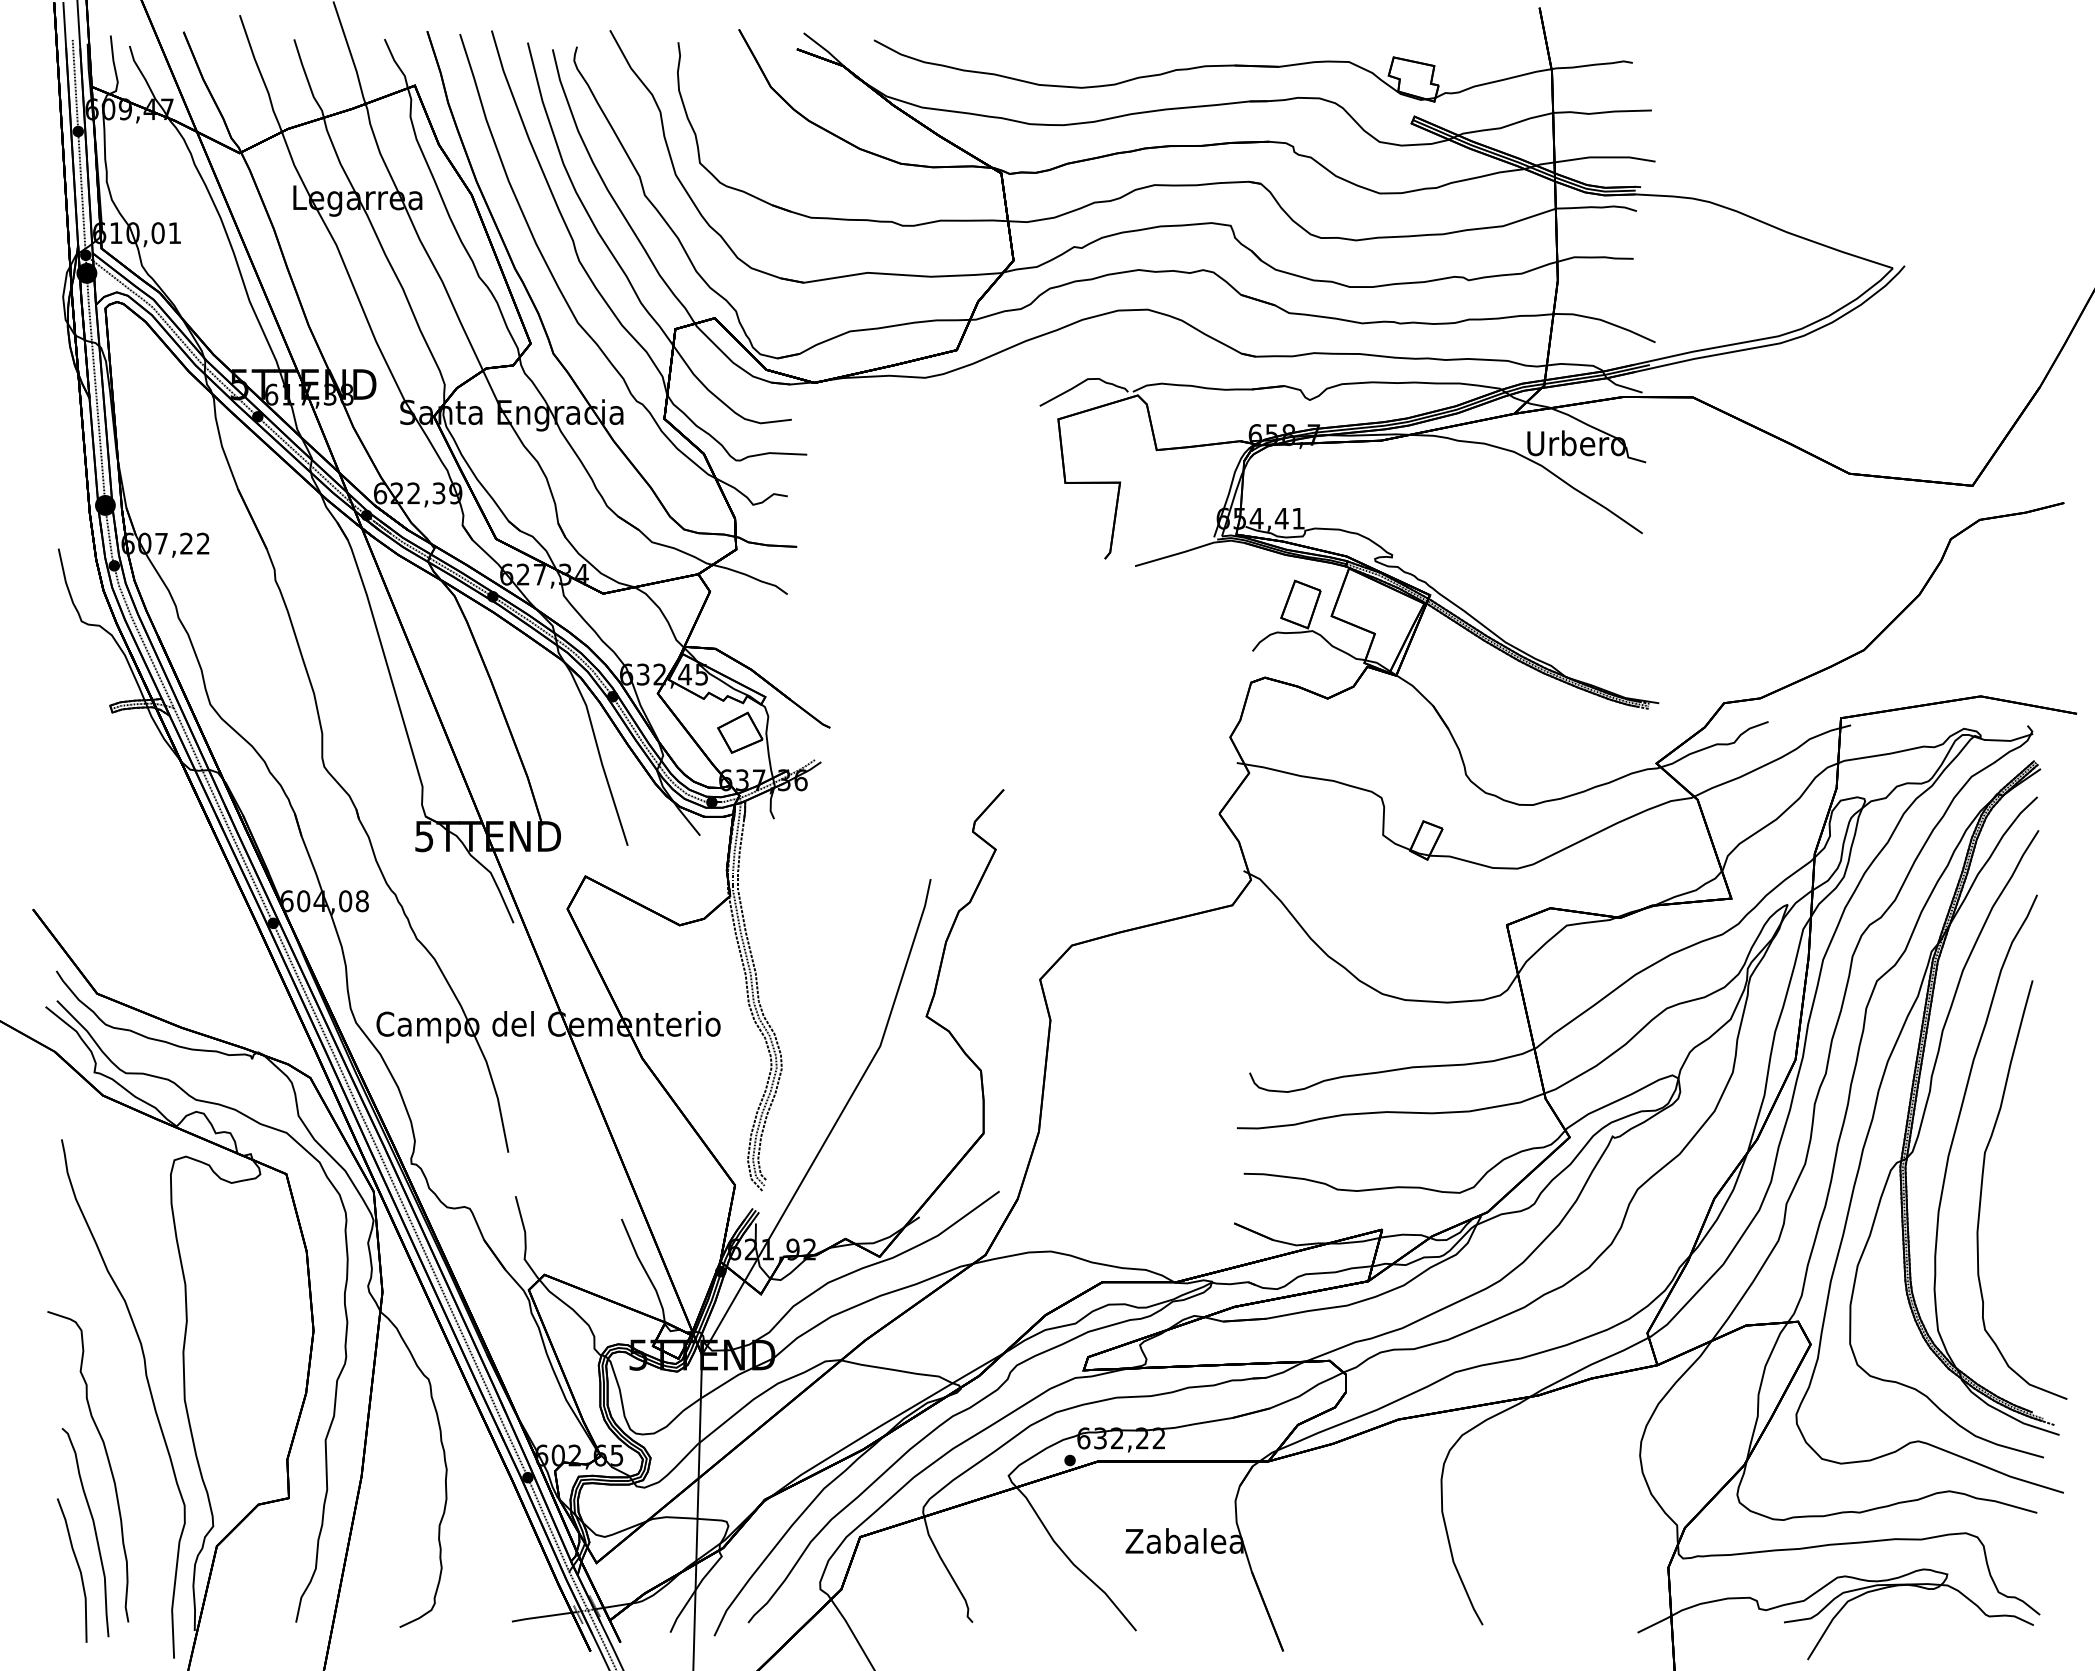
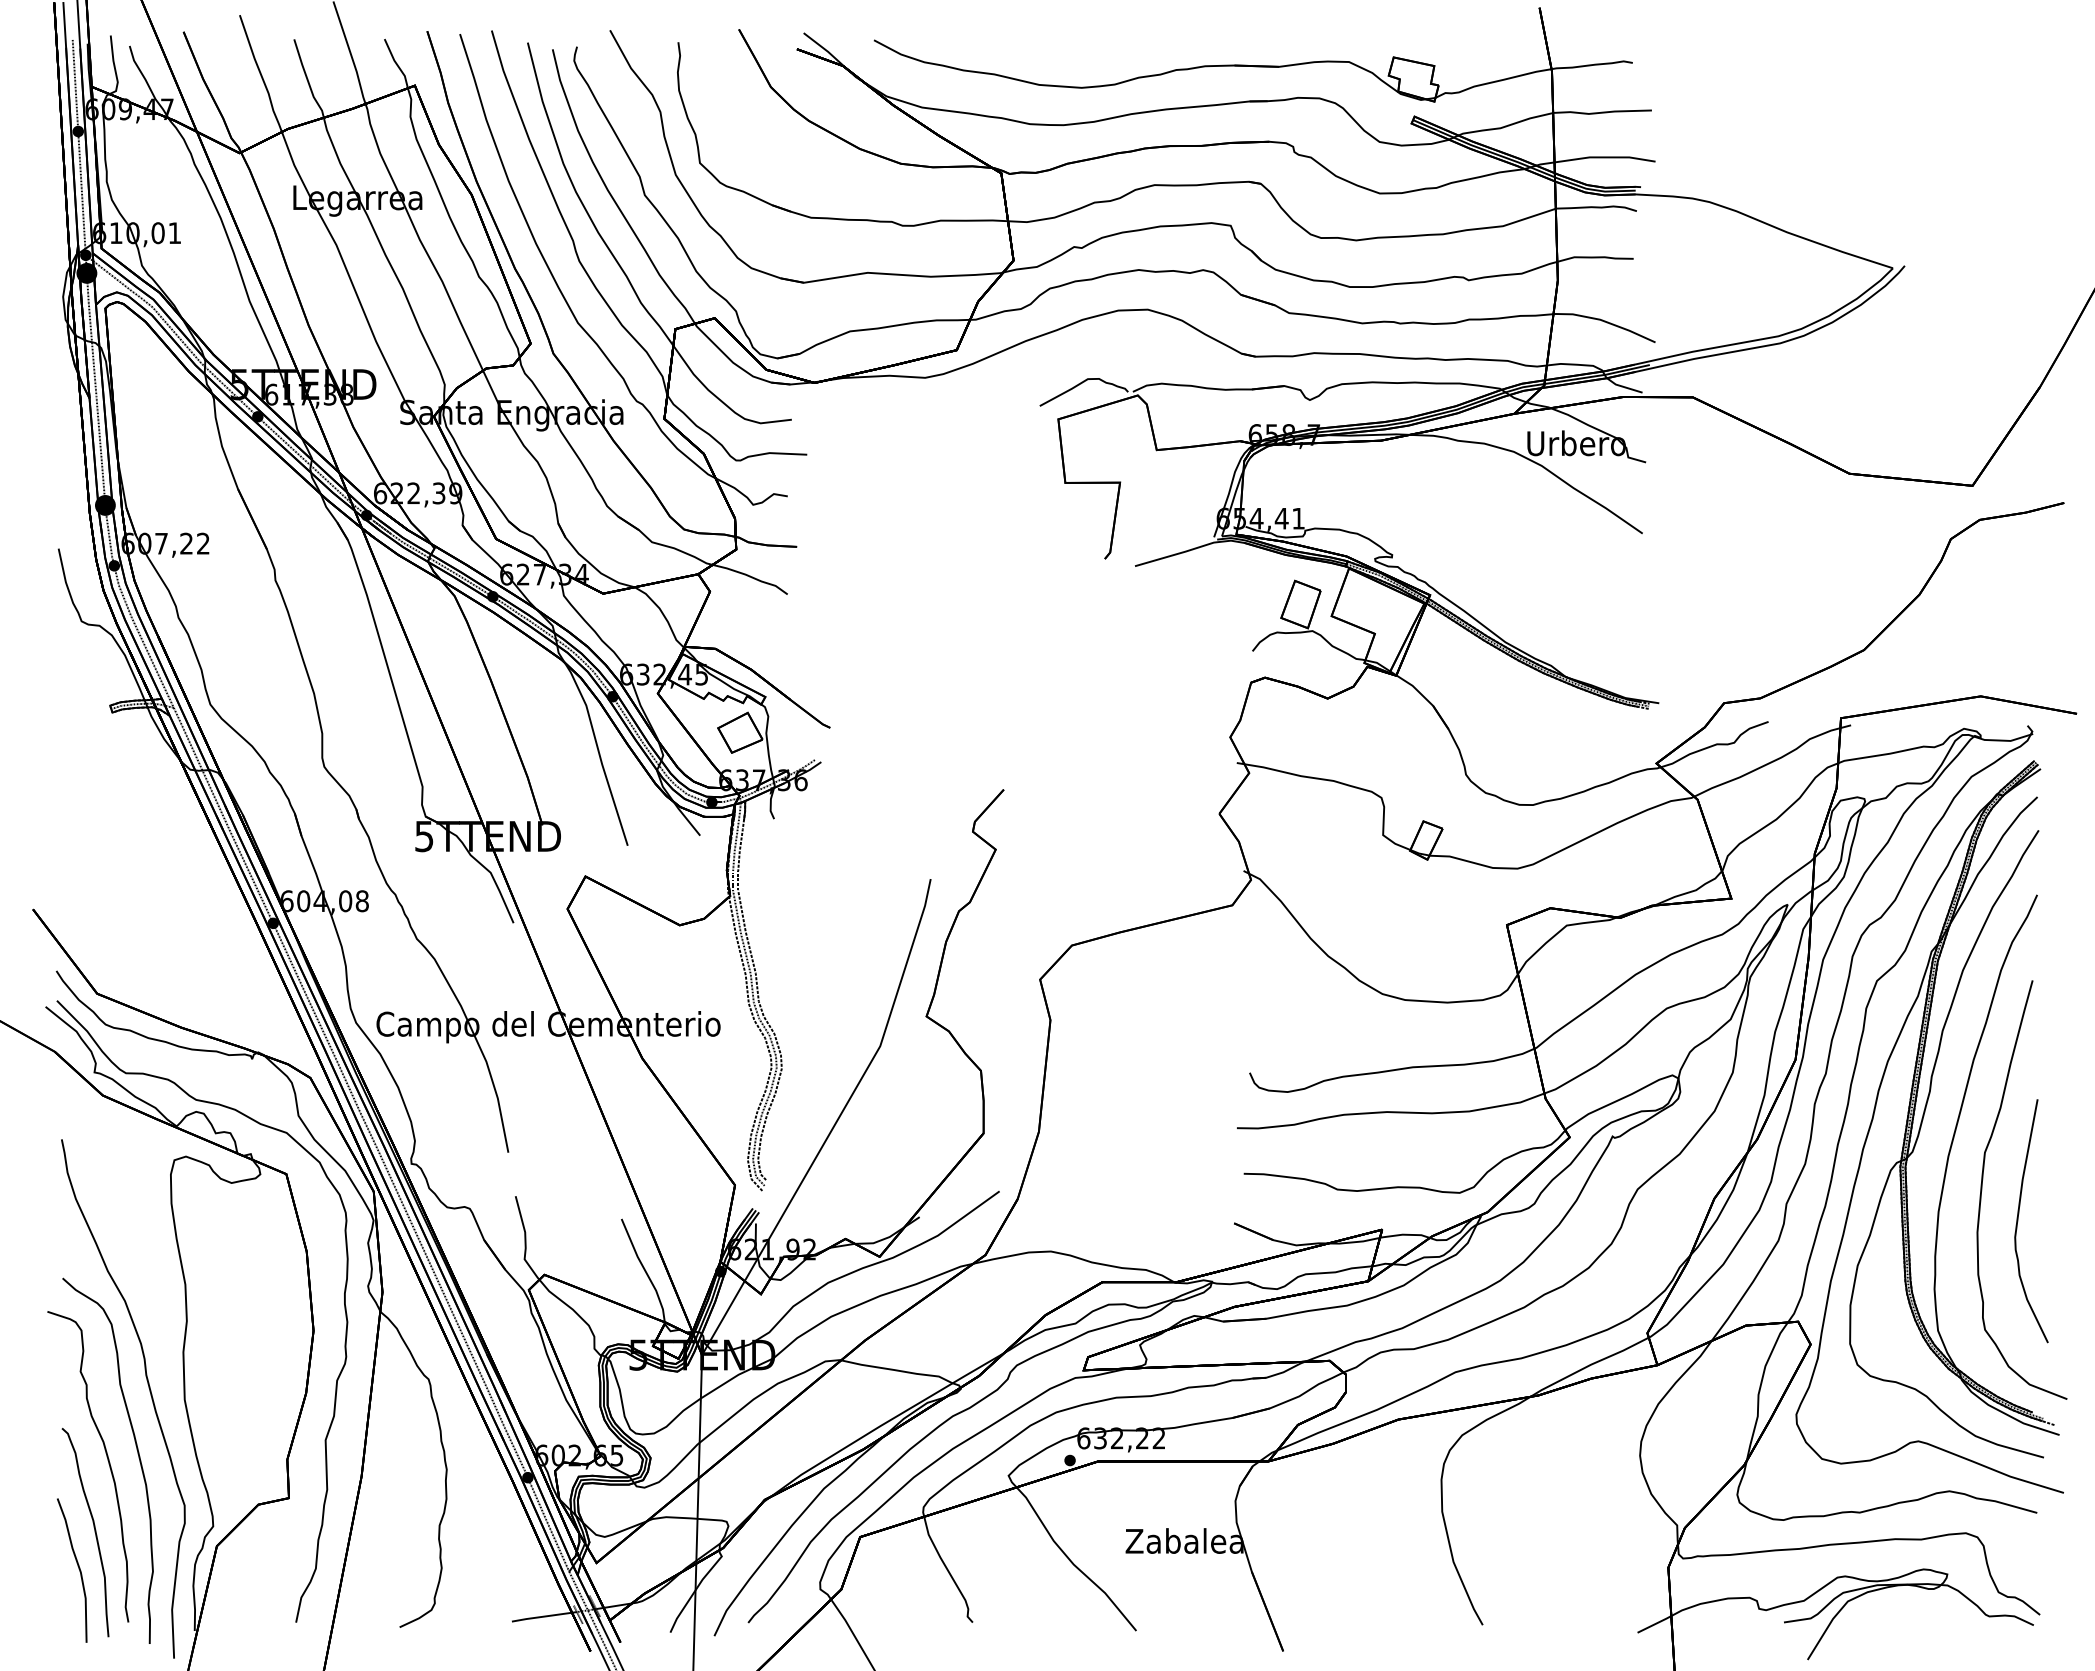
part: none -> present (2018, 1221)
curve: none -> present (137, 1454)
